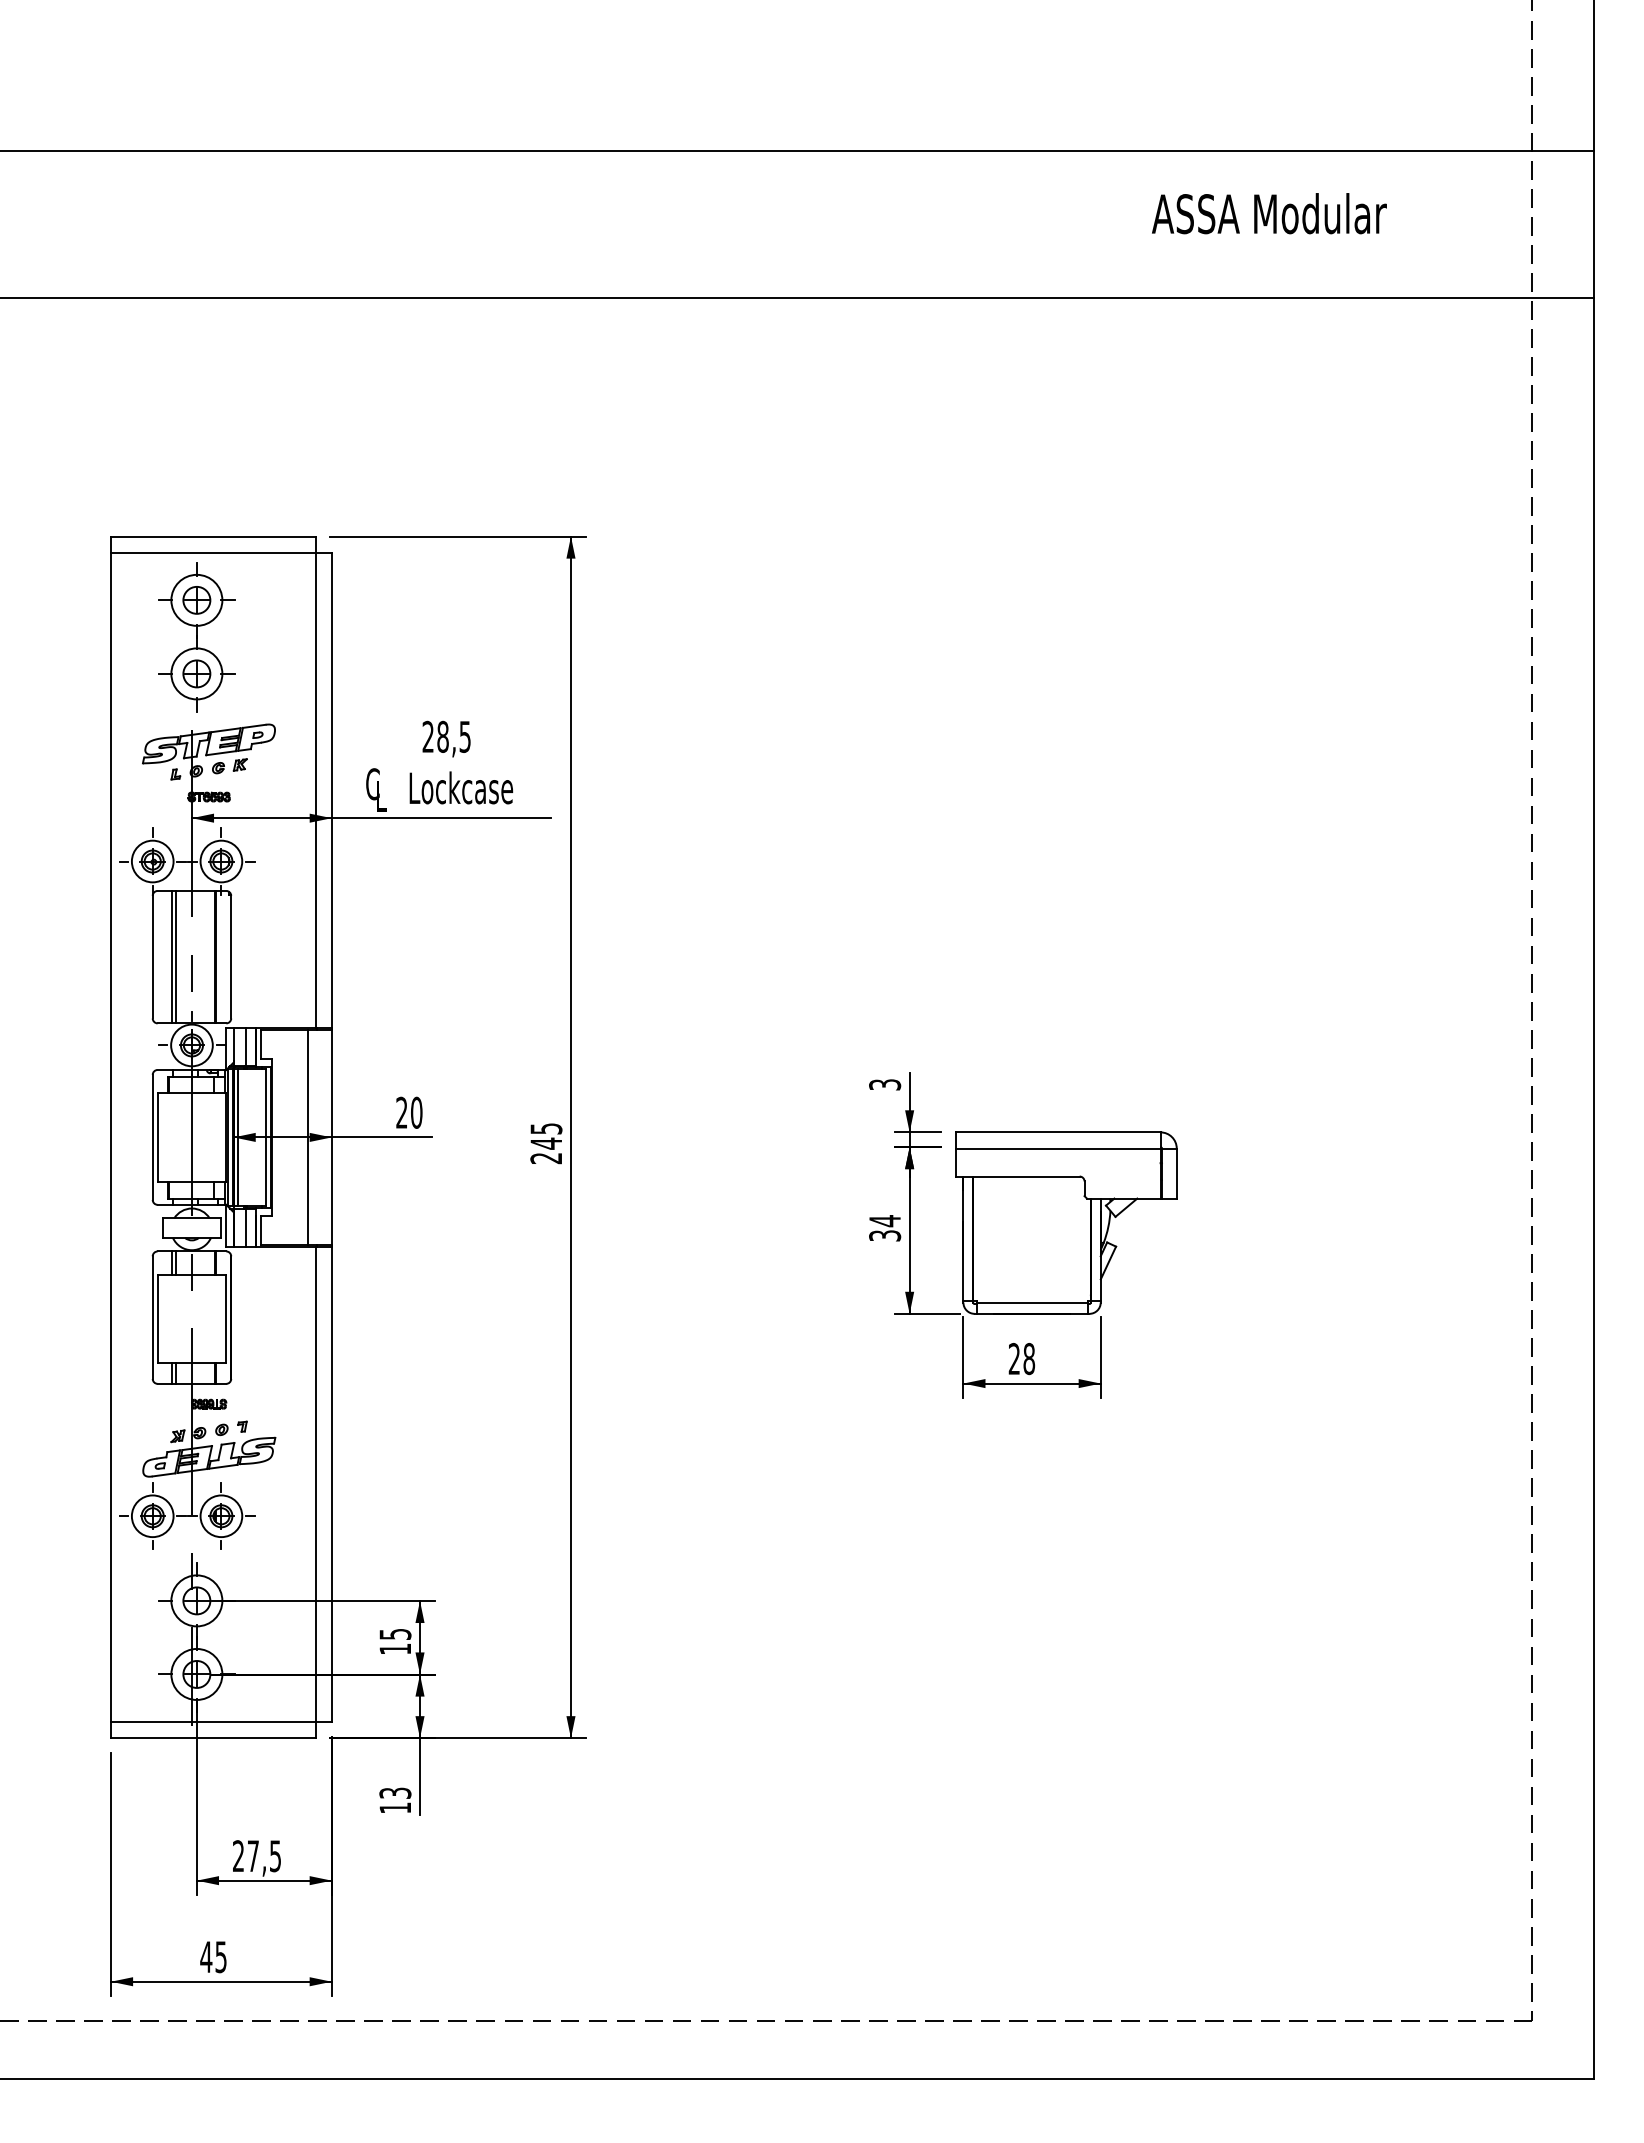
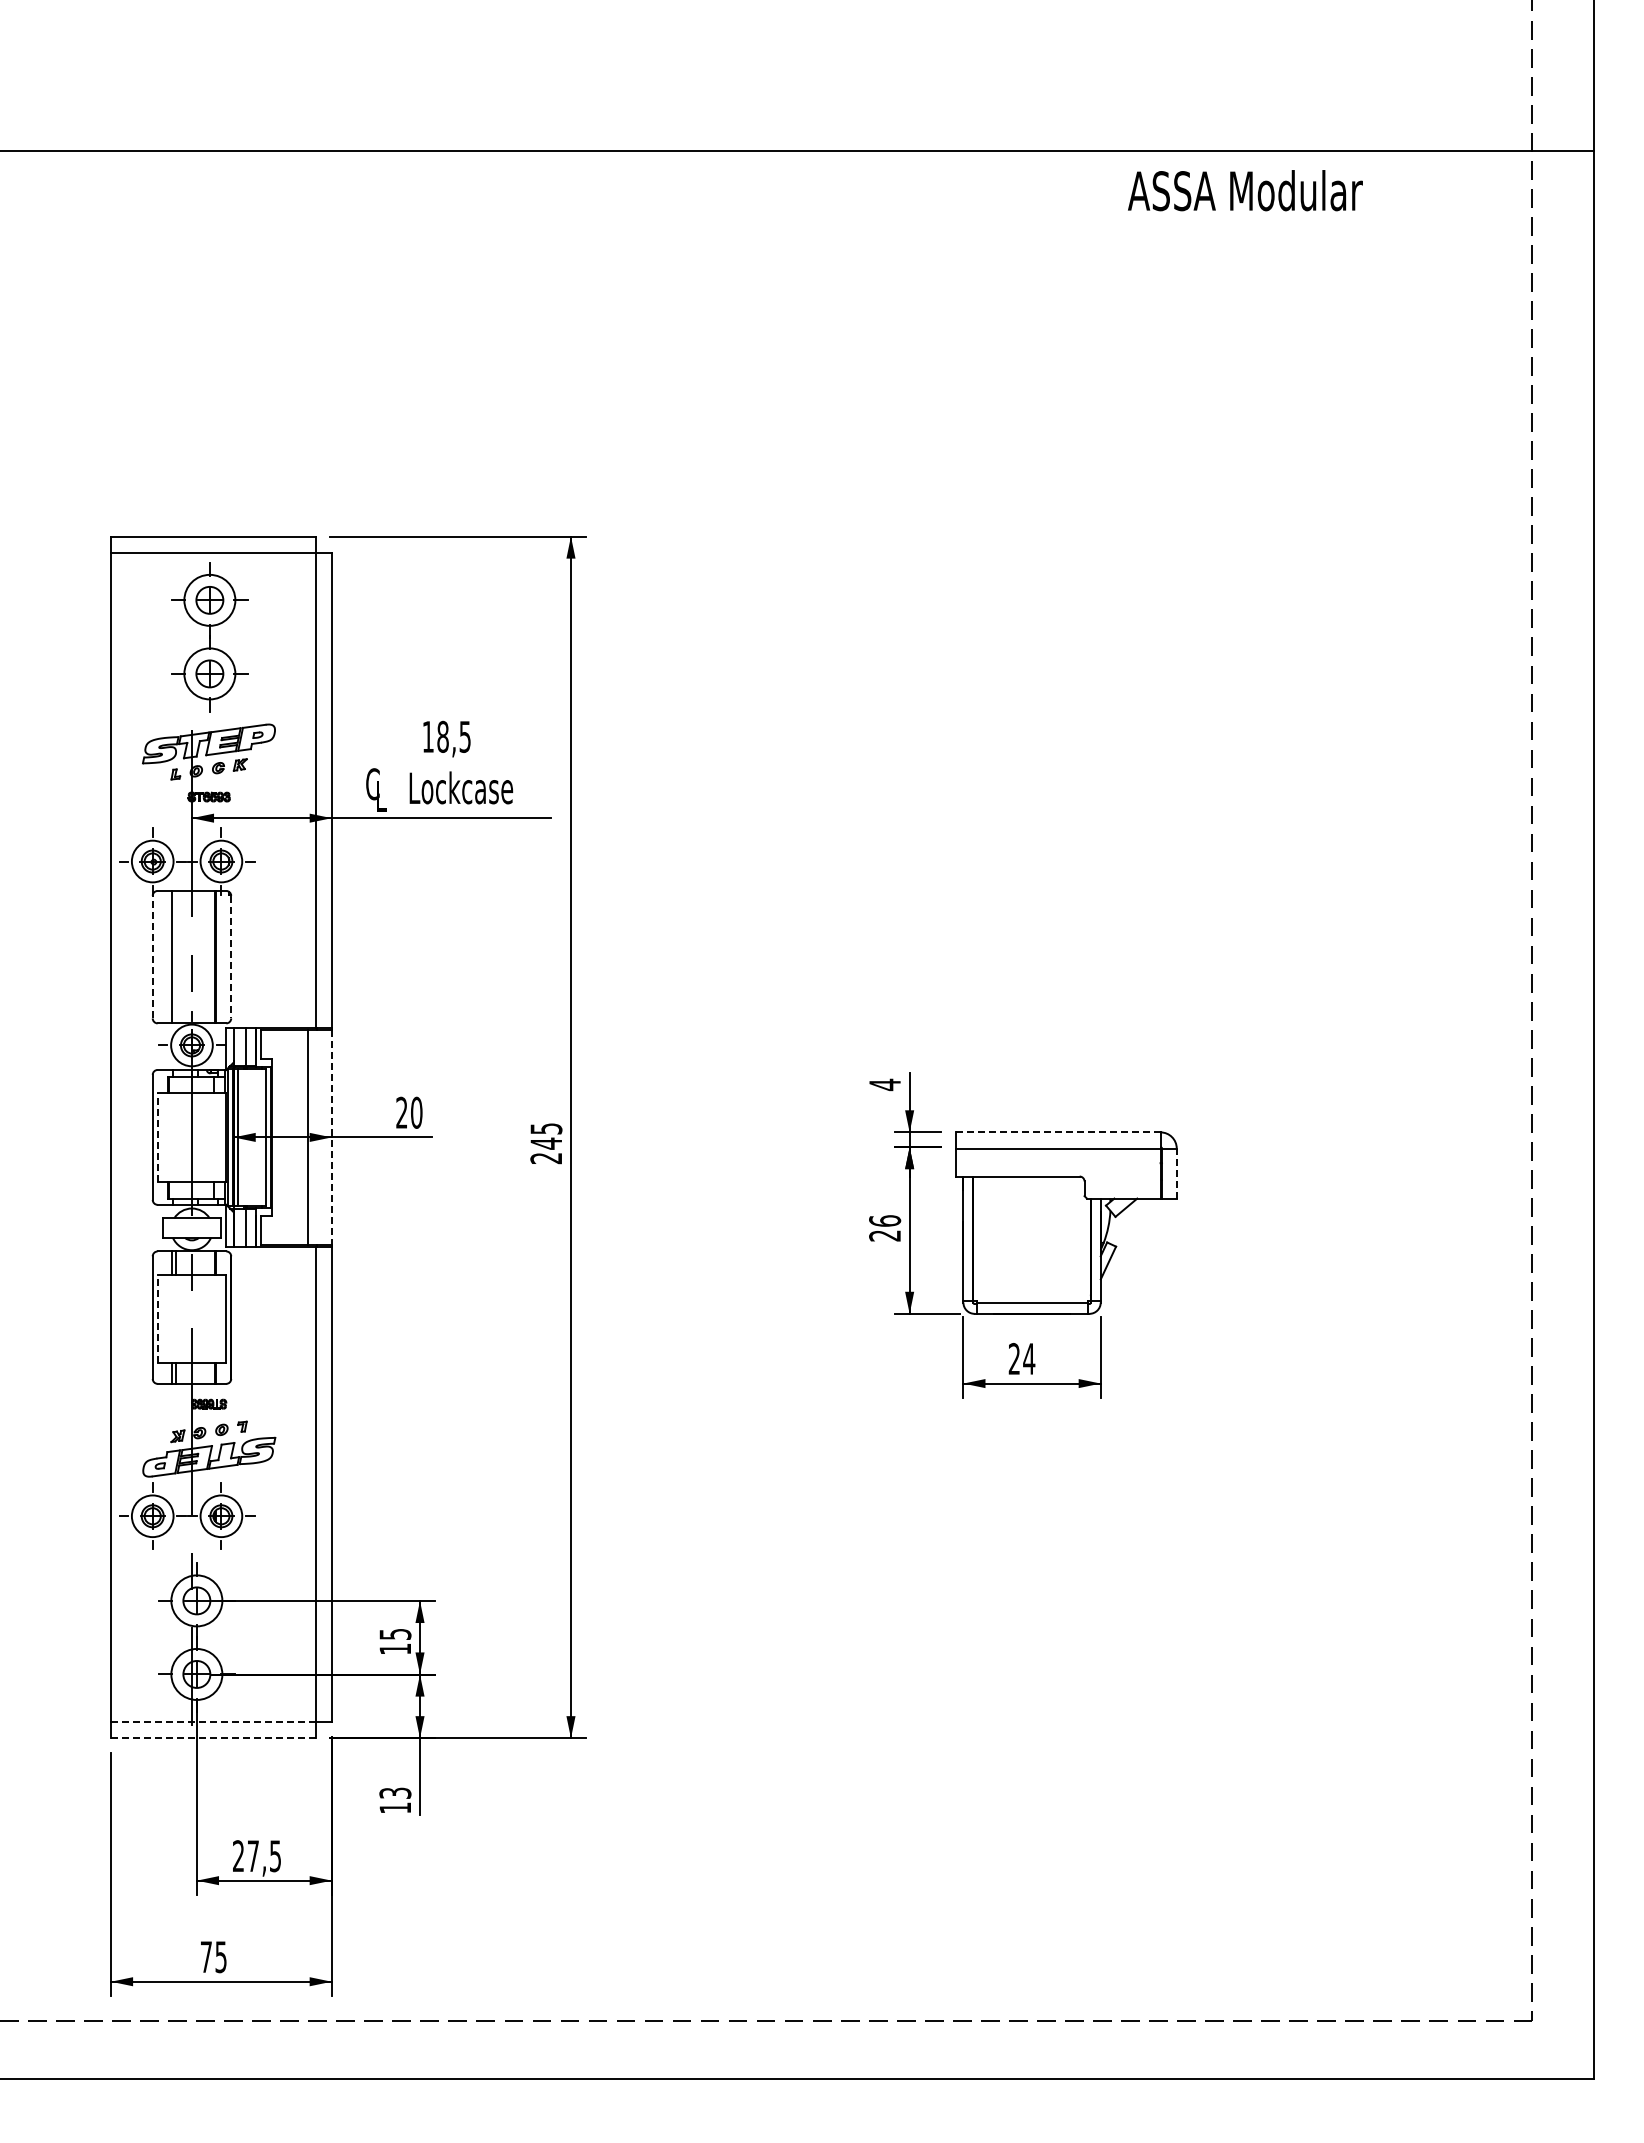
text position: (1269, 213) -> (1245, 190) (1245, 190)
line: present -> none (798, 298)
part position: (196, 637) -> (209, 637) (209, 637)
text: 28,5 -> 18,5 (427, 736)
line: solid -> dashed (152, 956)
line: present -> none (176, 956)
line: solid -> dashed (231, 957)
text: 3 -> 4 (885, 1084)
line: solid -> dashed (1057, 1132)
line: solid -> dashed (157, 1136)
line: solid -> dashed (331, 1137)
line: solid -> dashed (1176, 1173)
text: 34 -> 26 (885, 1228)
line: solid -> dashed (157, 1318)
text: 28 -> 24 (1029, 1358)
line: solid -> dashed (212, 1722)
line: solid -> dashed (213, 1738)
text: 45 -> 75 (206, 1956)
